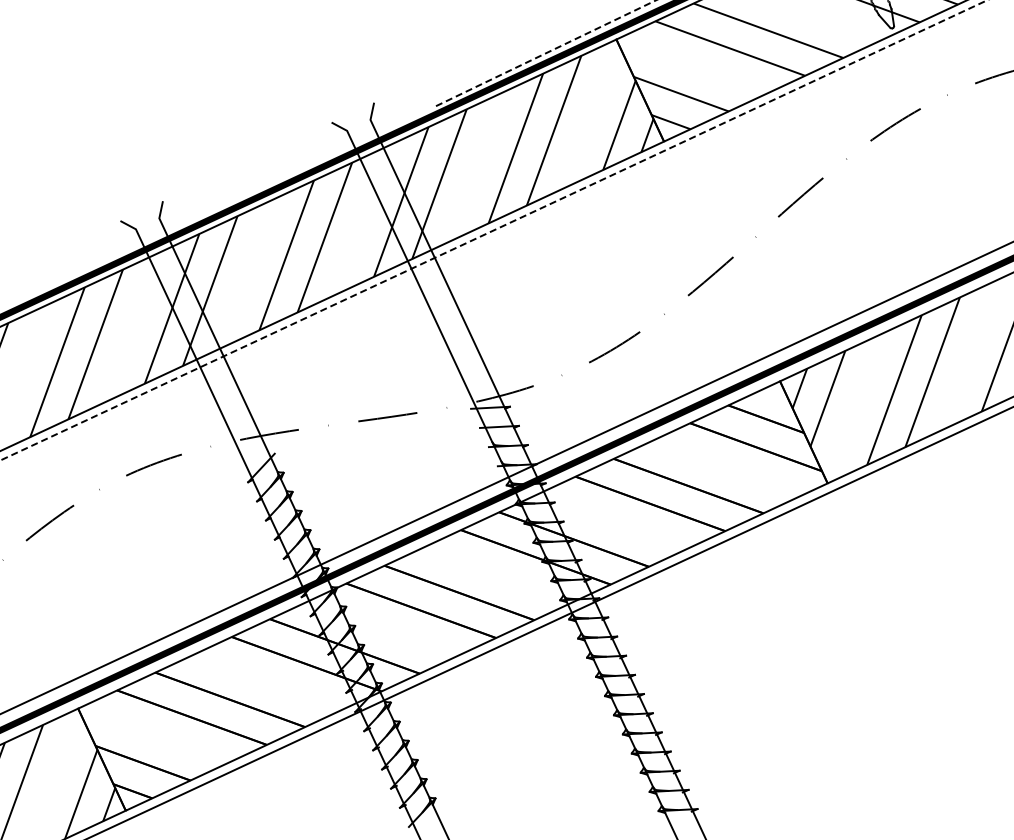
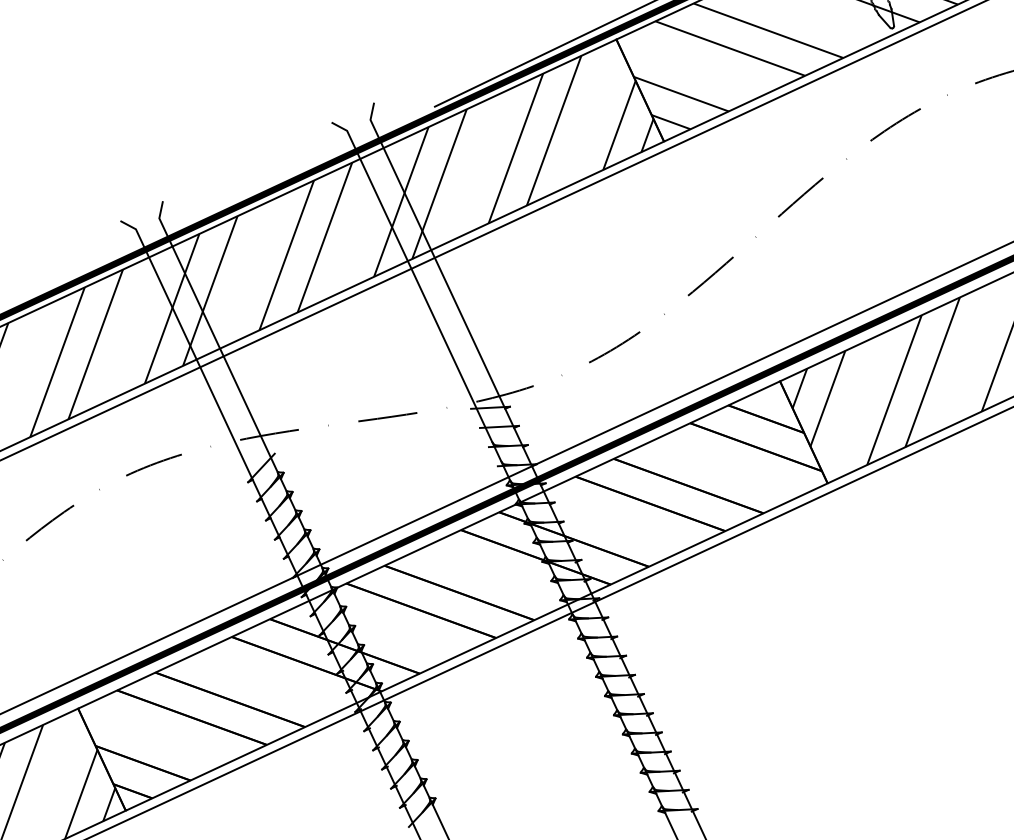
line: dashed -> solid (544, 53)
line: dashed -> solid (494, 230)
